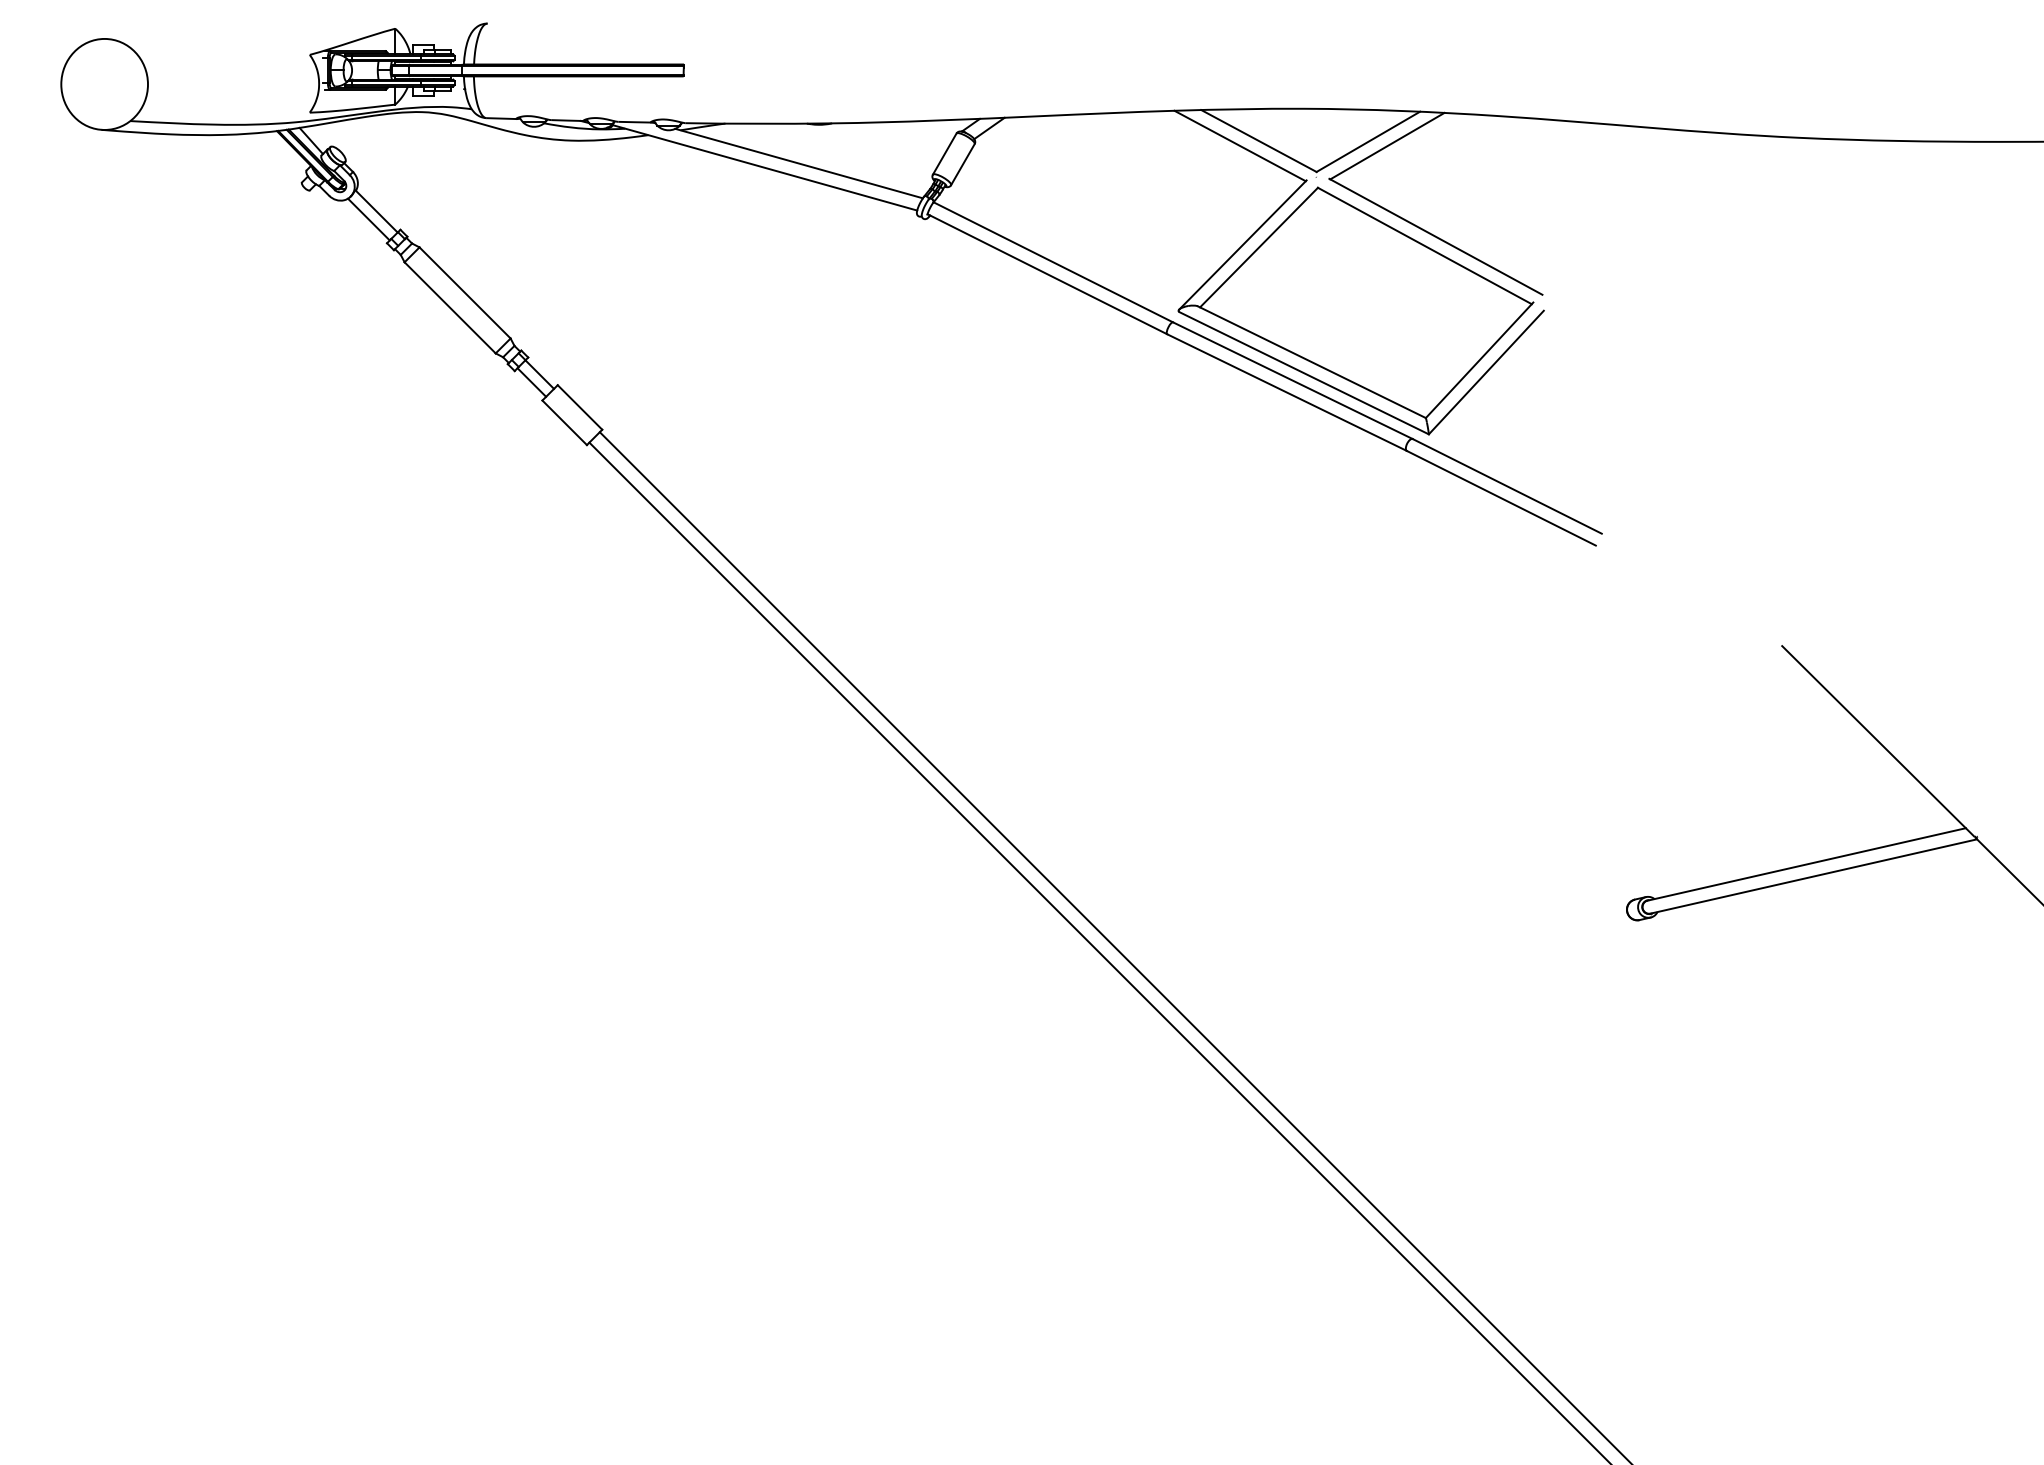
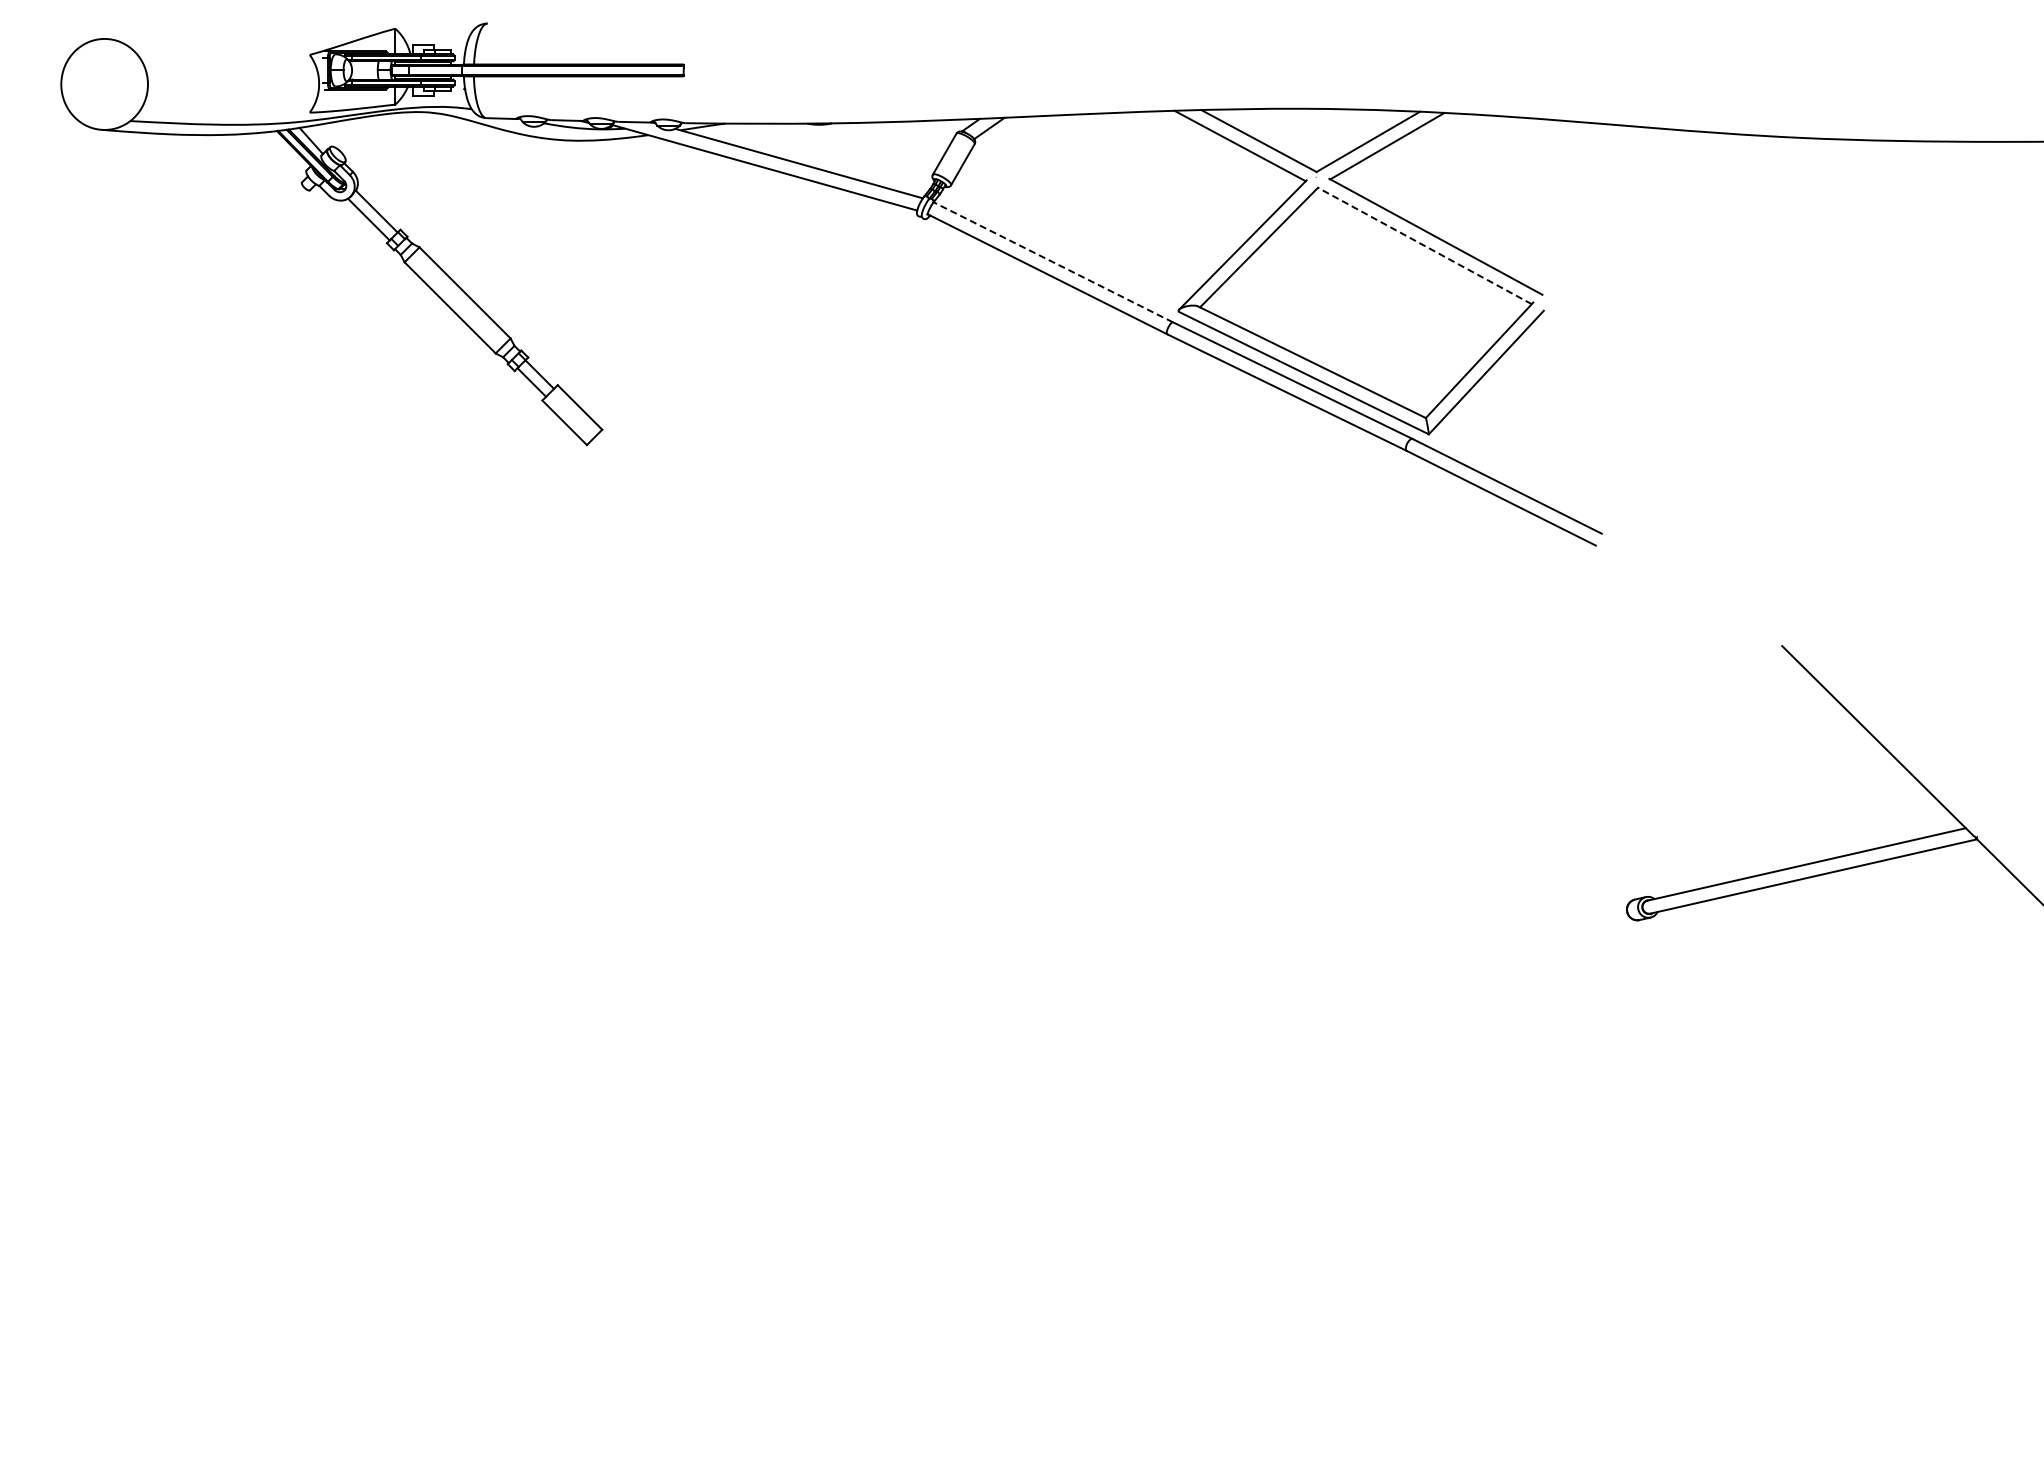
line: solid -> dashed (1424, 246)
line: solid -> dashed (1053, 262)
line: present -> none (1114, 946)
line: present -> none (1098, 951)
